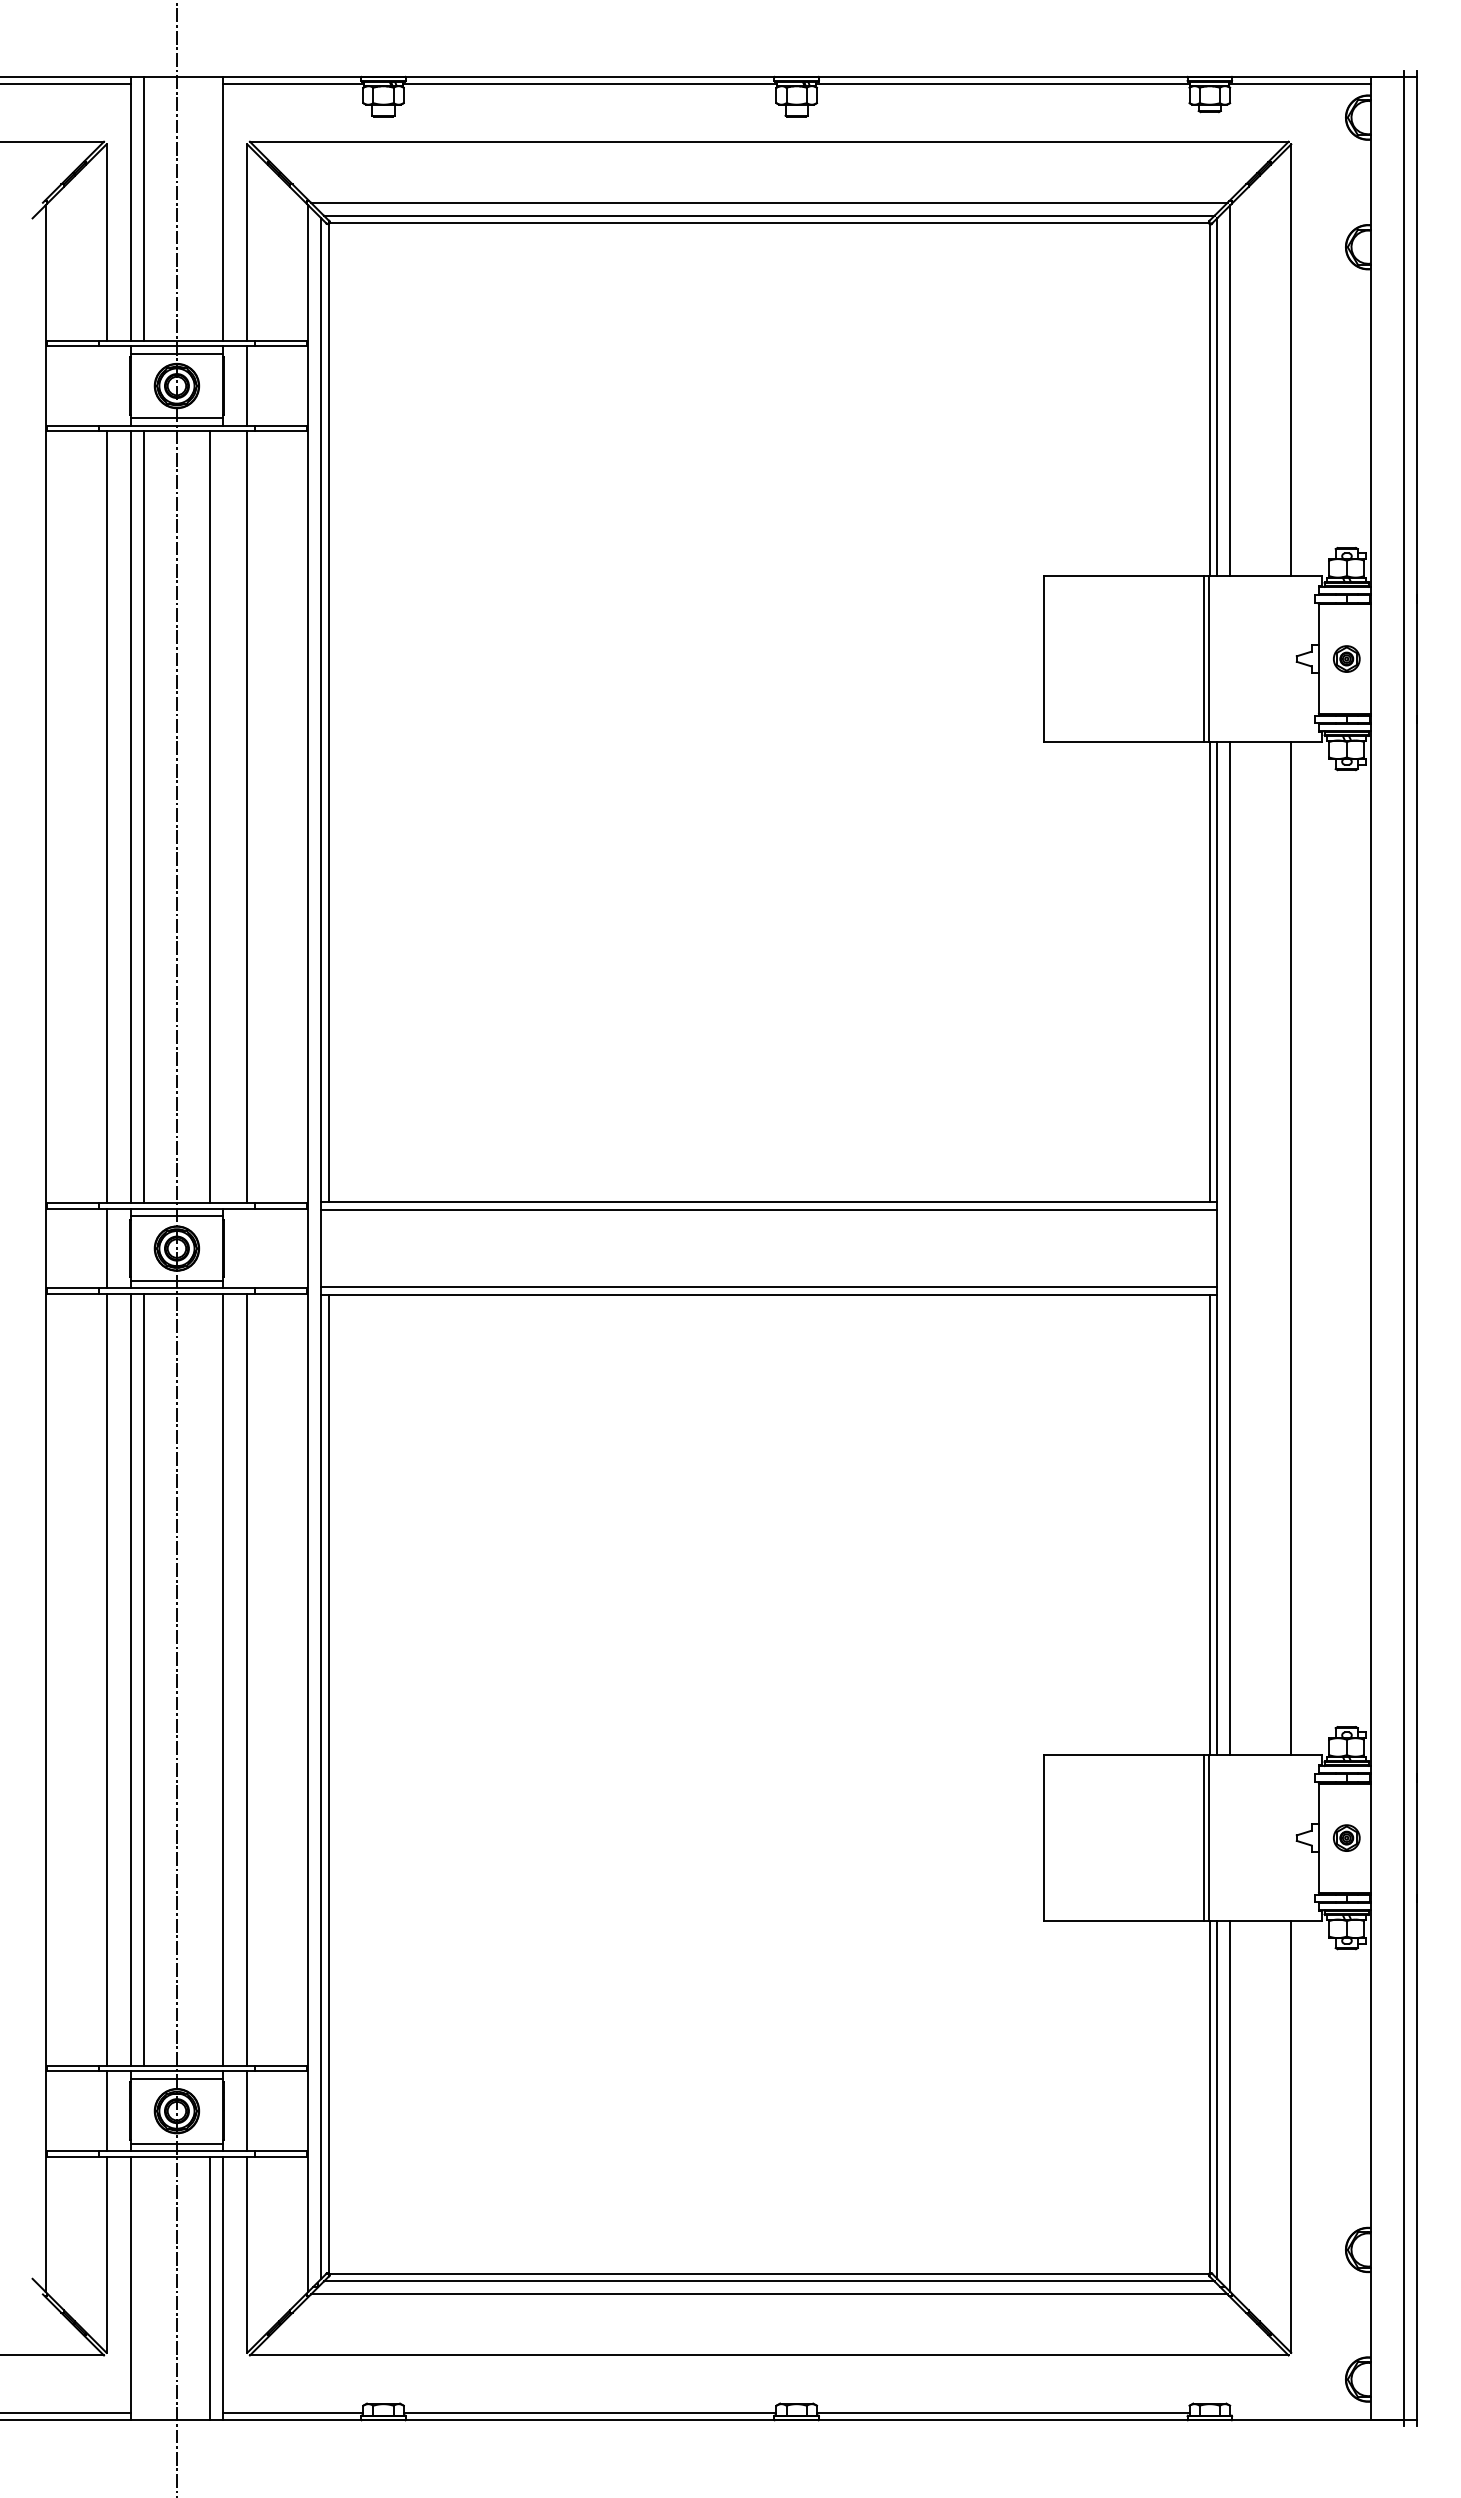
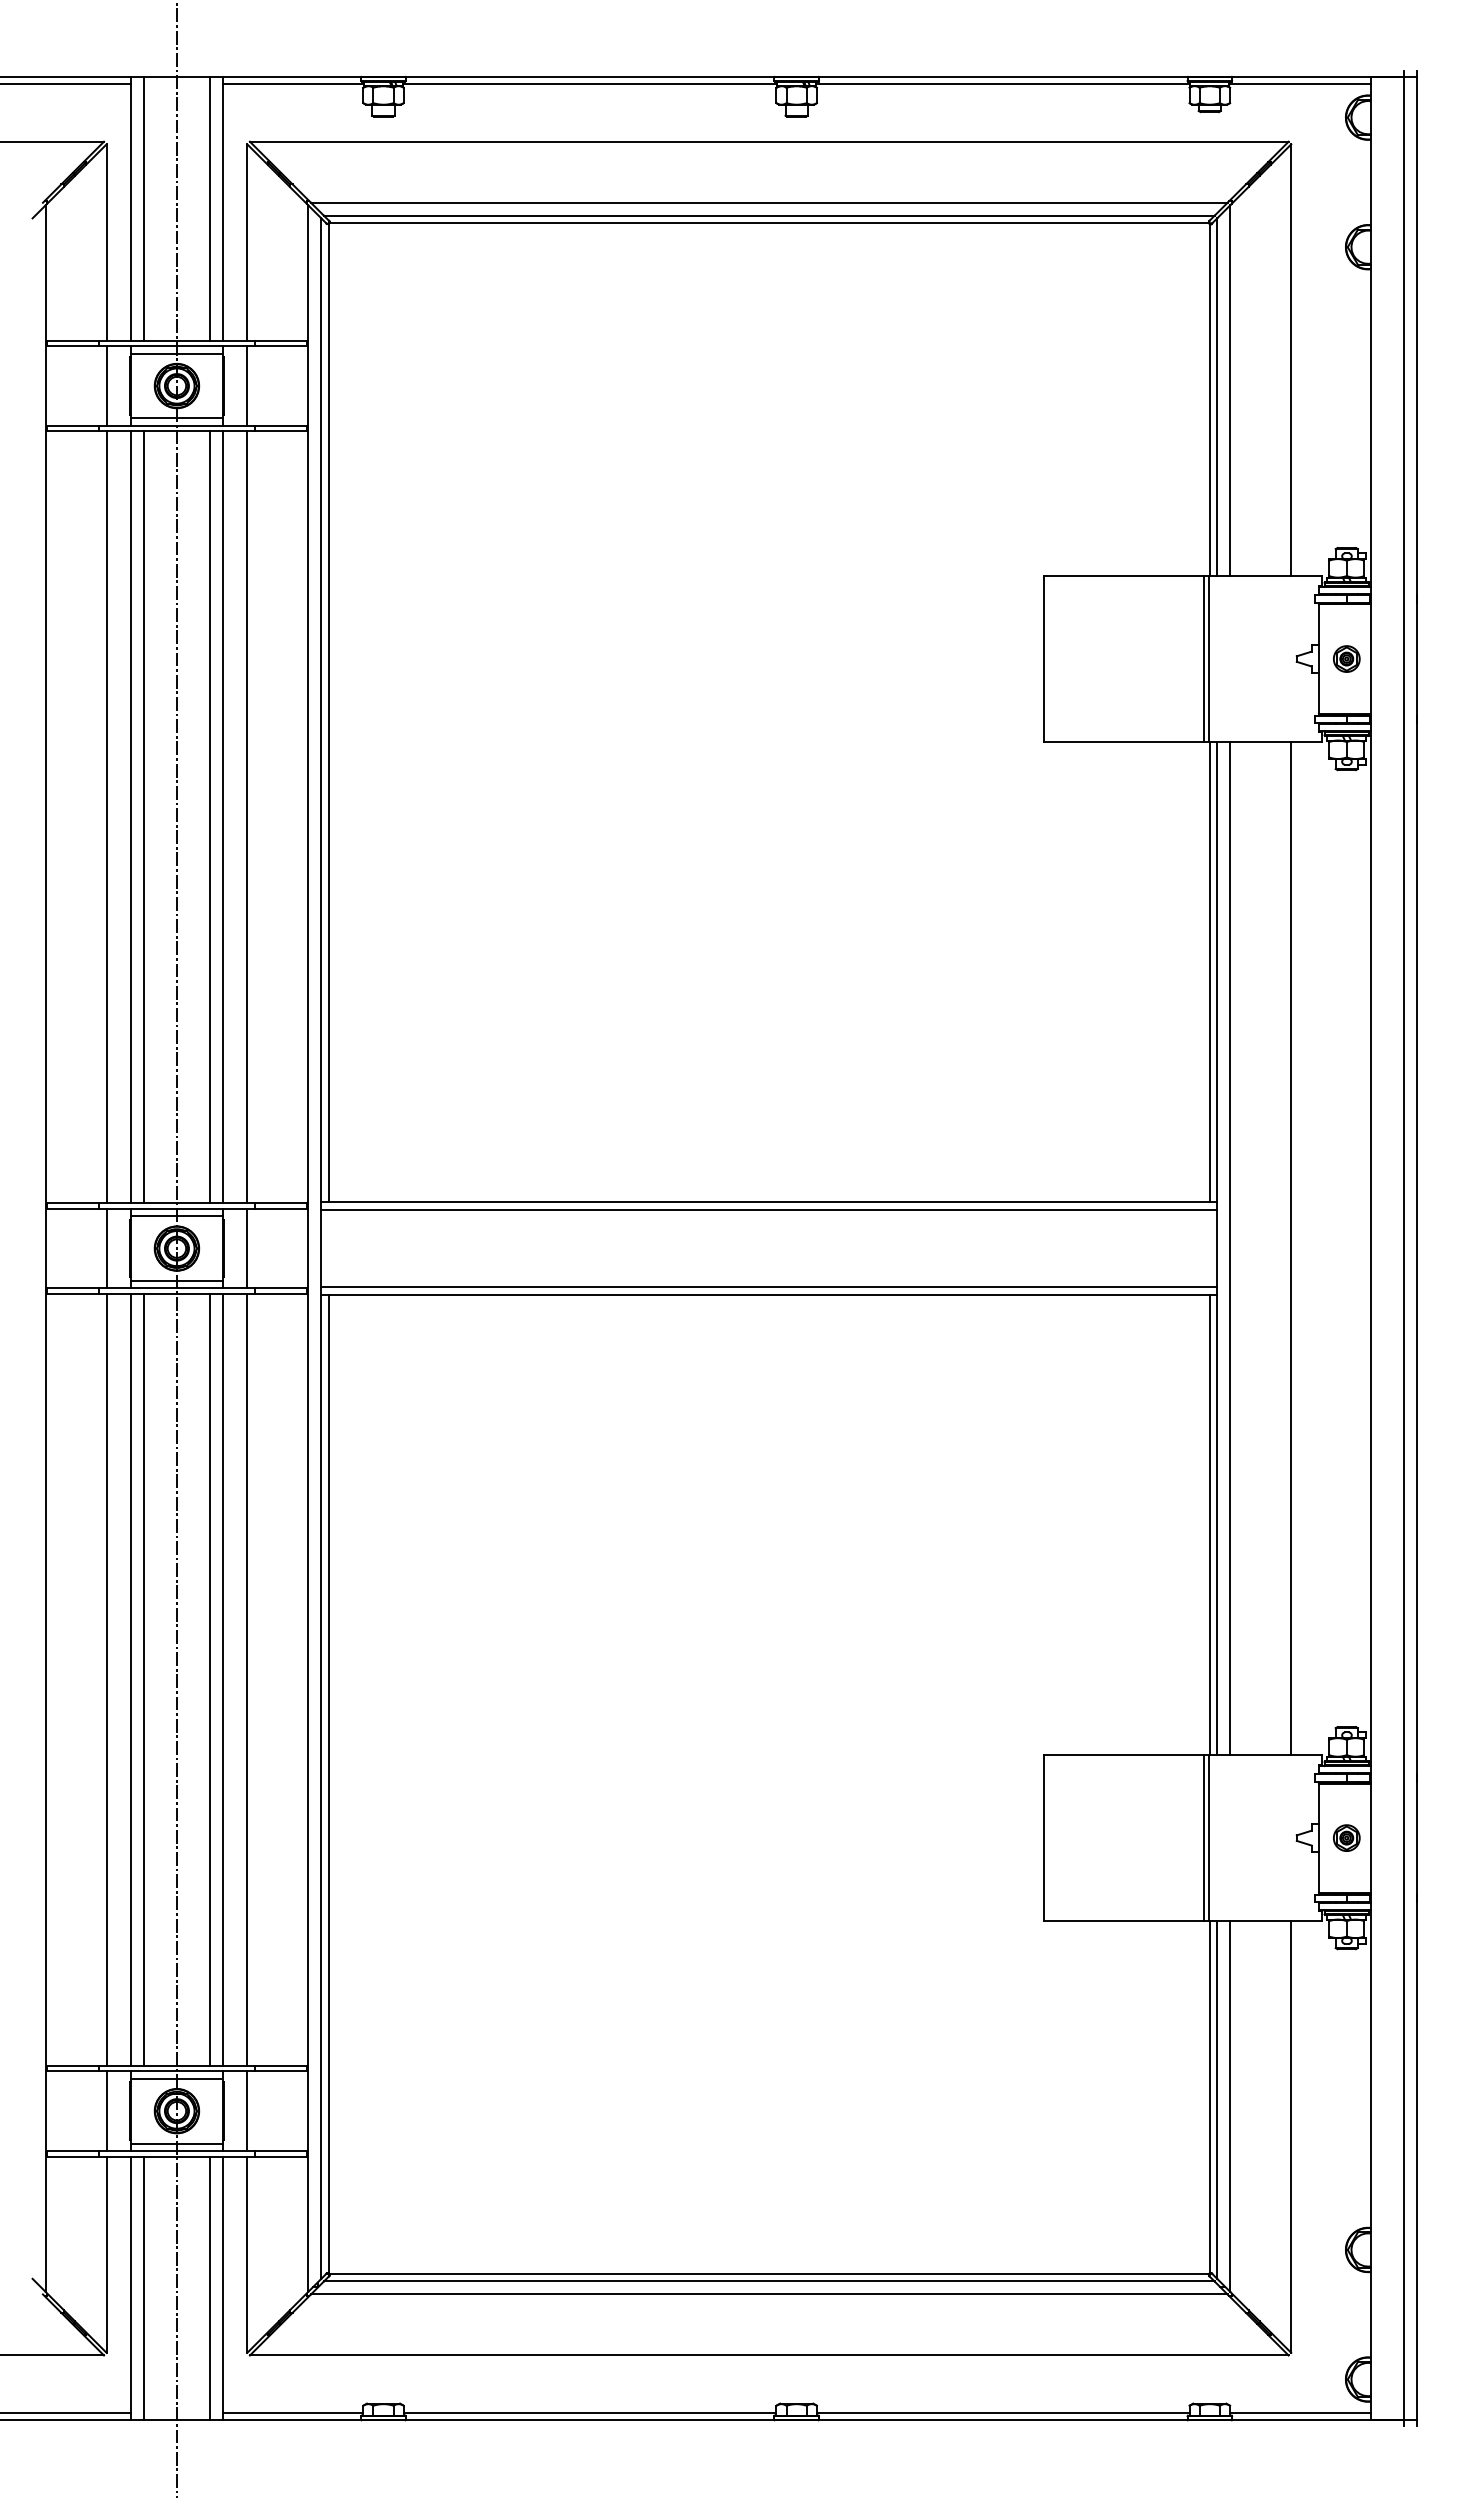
line: none -> present (210, 208)
line: none -> present (106, 385)
line: none -> present (223, 817)
line: none -> present (247, 1248)
line: none -> present (210, 1679)
line: none -> present (143, 2288)
line: none -> present (1300, 2412)
